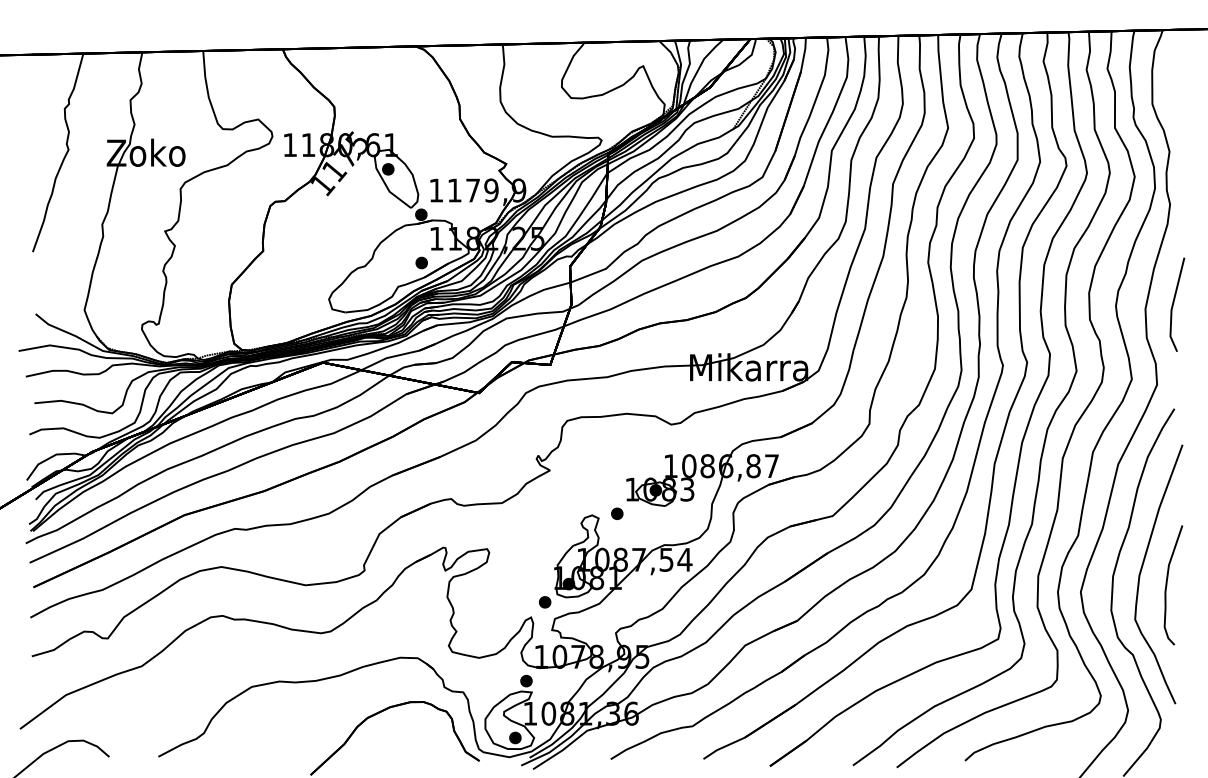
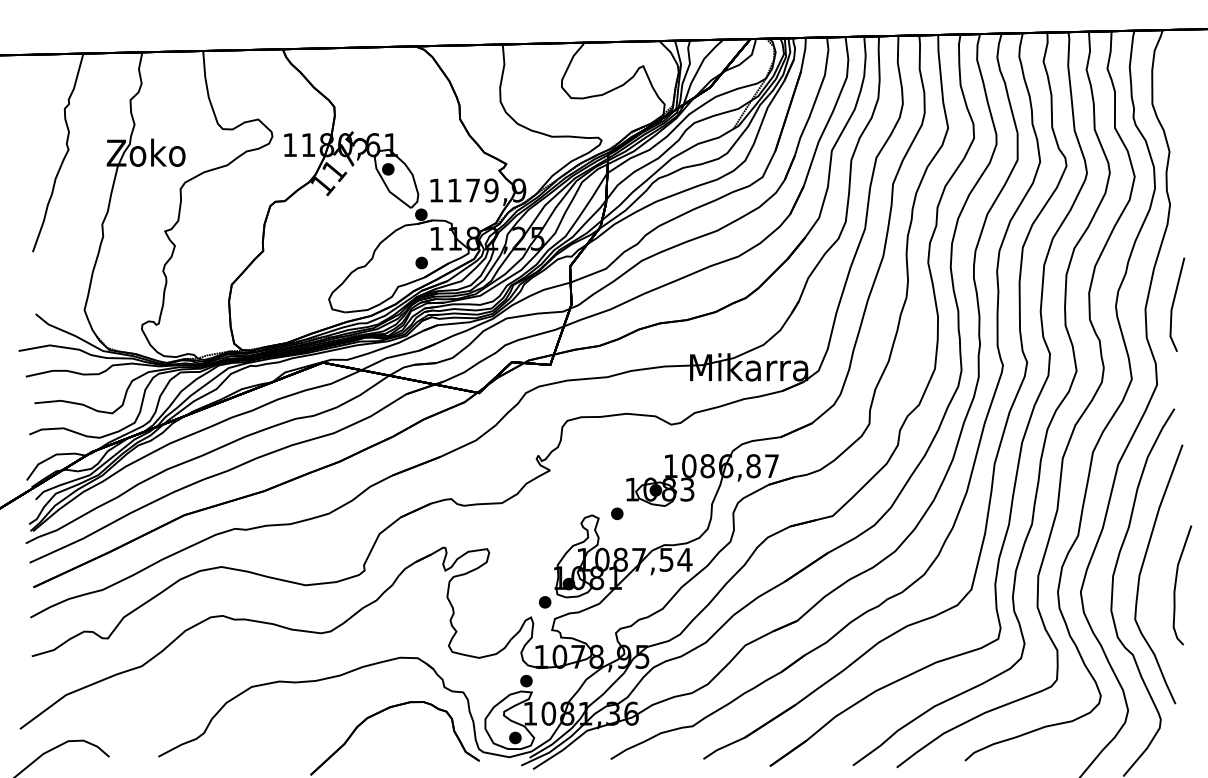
part position: (1173, 585) -> (1182, 585) (1182, 585)
